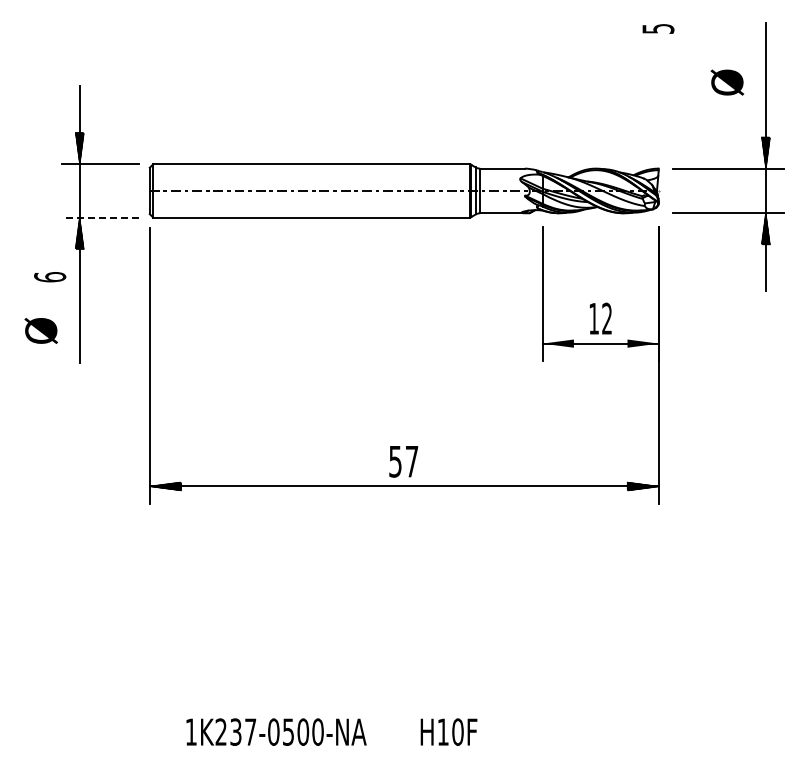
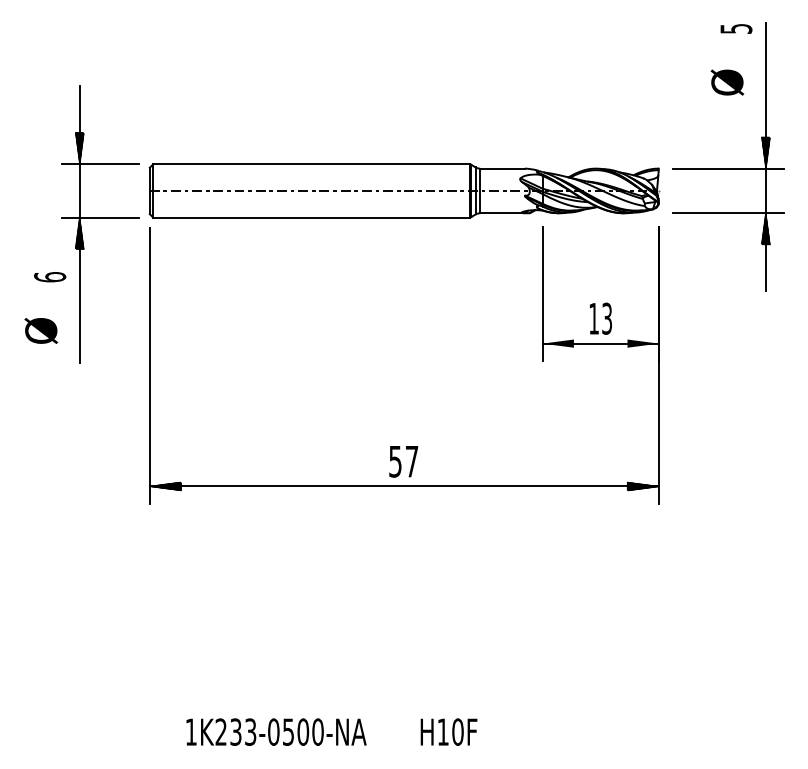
text position: (658, 28) -> (736, 28) (736, 28)
line: dashed -> solid (100, 217)
text: 12 -> 13 (606, 318)
text: 1K237-0500-NA -> 1K233-0500-NA (250, 731)
